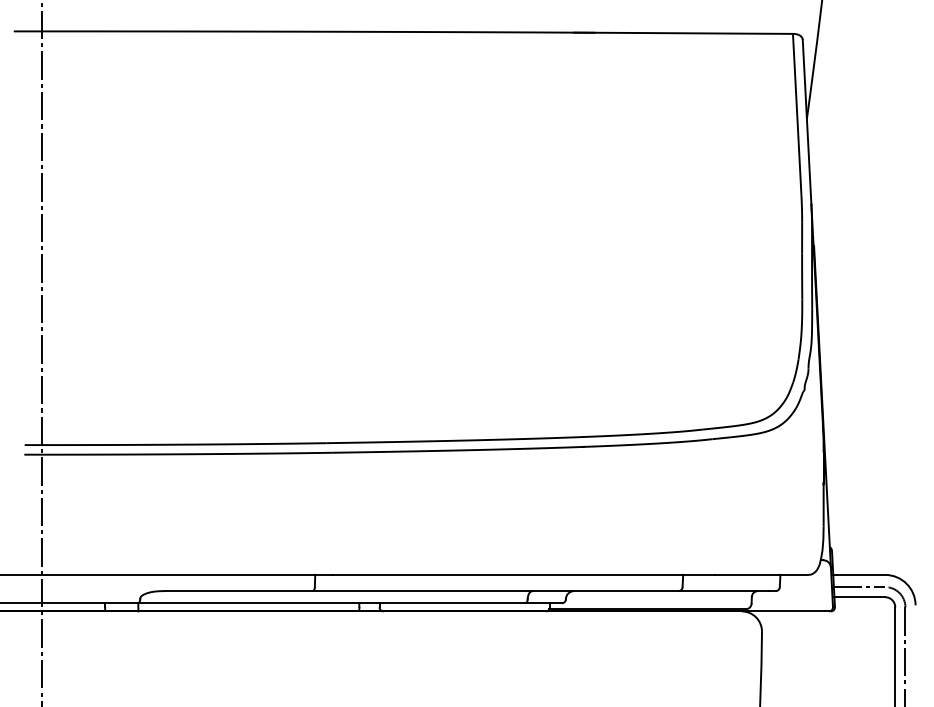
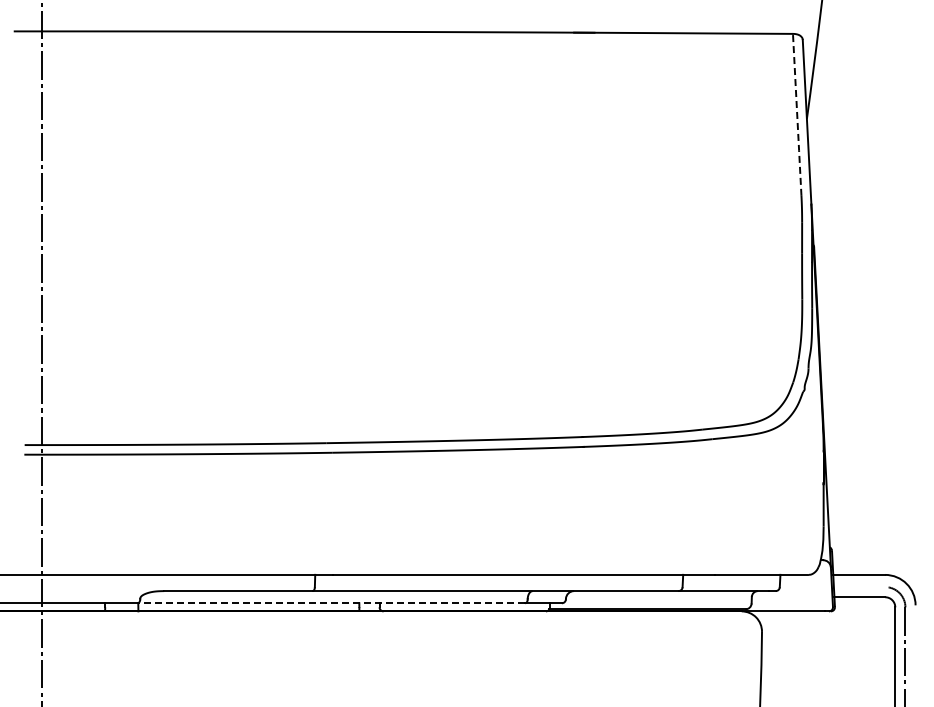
line: solid -> dashed (797, 116)
line: present -> none (859, 587)
line: solid -> dashed (331, 603)
